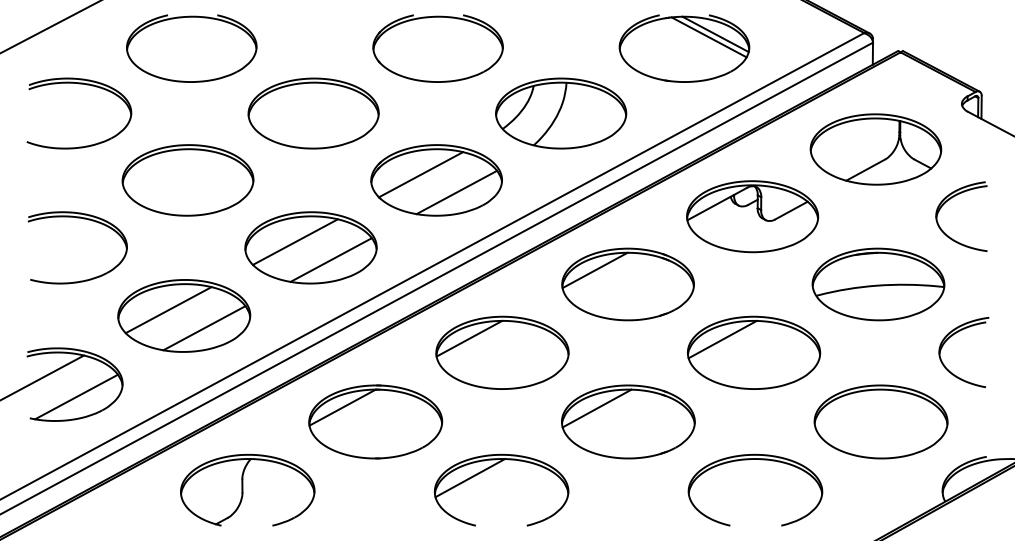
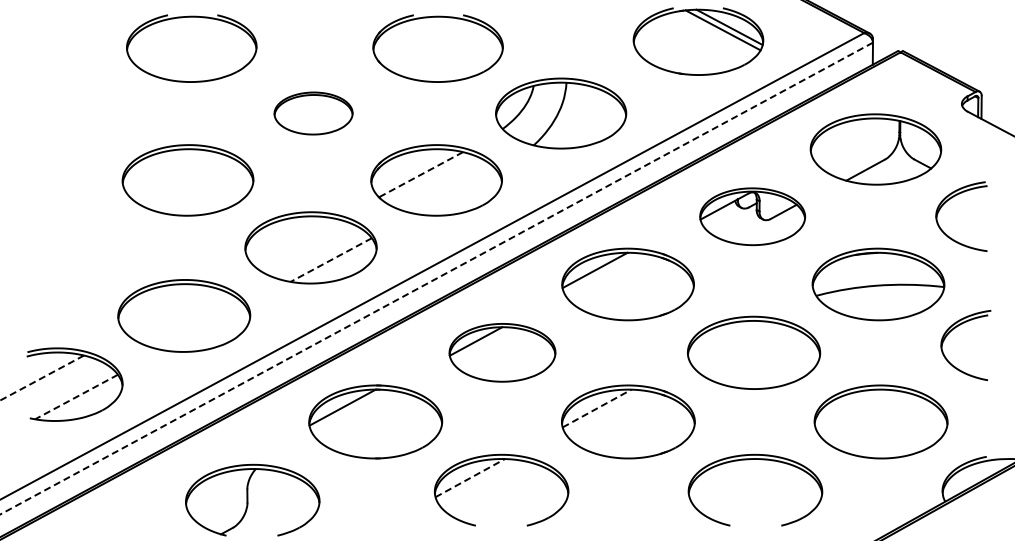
line: present -> none (50, 27)
part position: (684, 48) -> (698, 41) (698, 41)
part: present -> none (86, 85)
part size: 133x73 px -> 81x45 px (313, 113)
line: solid -> dashed (421, 174)
line: present -> none (456, 192)
part size: 134x74 px -> 108x60 px (752, 216)
part: present -> none (83, 219)
line: present -> none (294, 241)
line: solid -> dashed (330, 260)
line: solid -> dashed (436, 278)
line: present -> none (168, 310)
line: present -> none (204, 328)
part position: (952, 336) -> (954, 329) (954, 329)
line: present -> none (722, 339)
part size: 135x75 px -> 109x60 px (502, 352)
line: solid -> dashed (42, 378)
line: solid -> dashed (76, 397)
line: solid -> dashed (597, 408)
line: solid -> dashed (470, 478)
part position: (247, 490) -> (252, 500) (252, 500)
